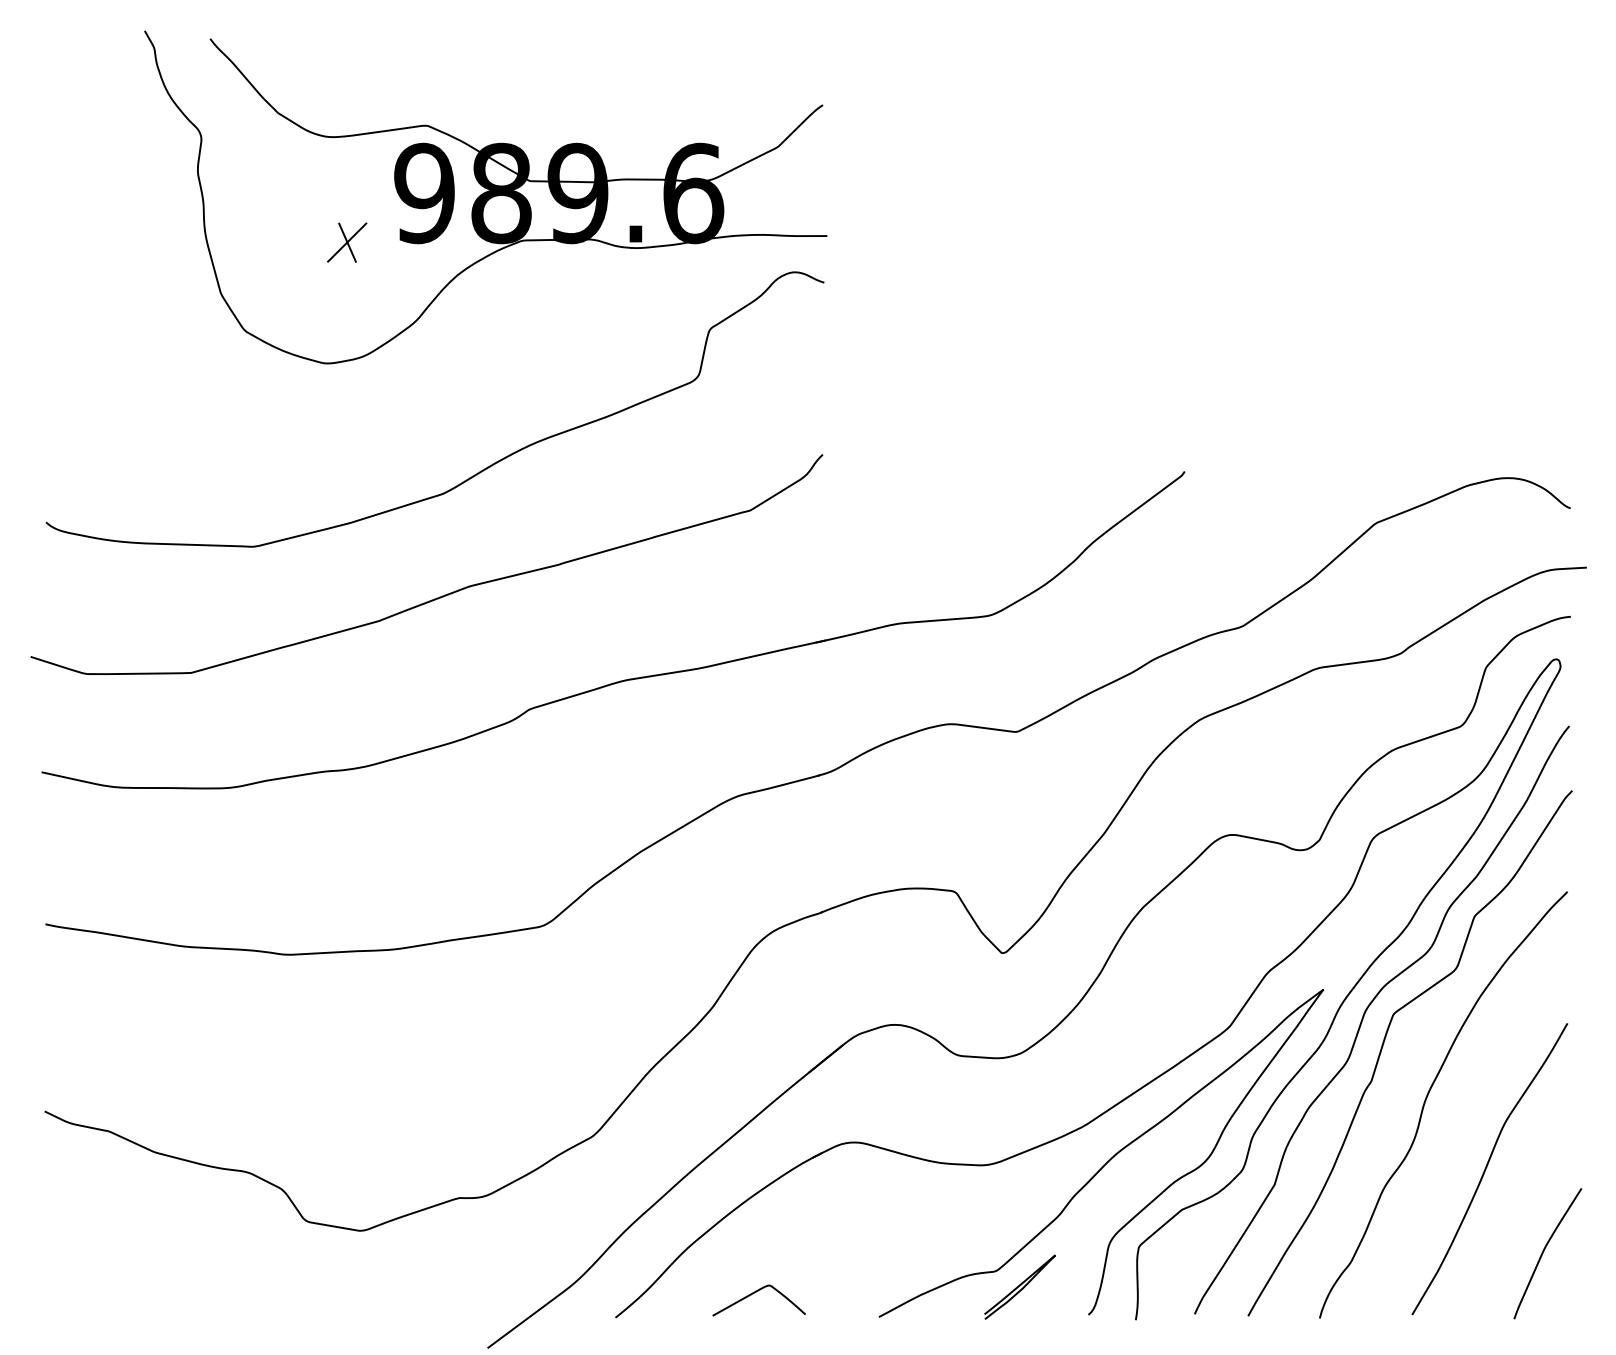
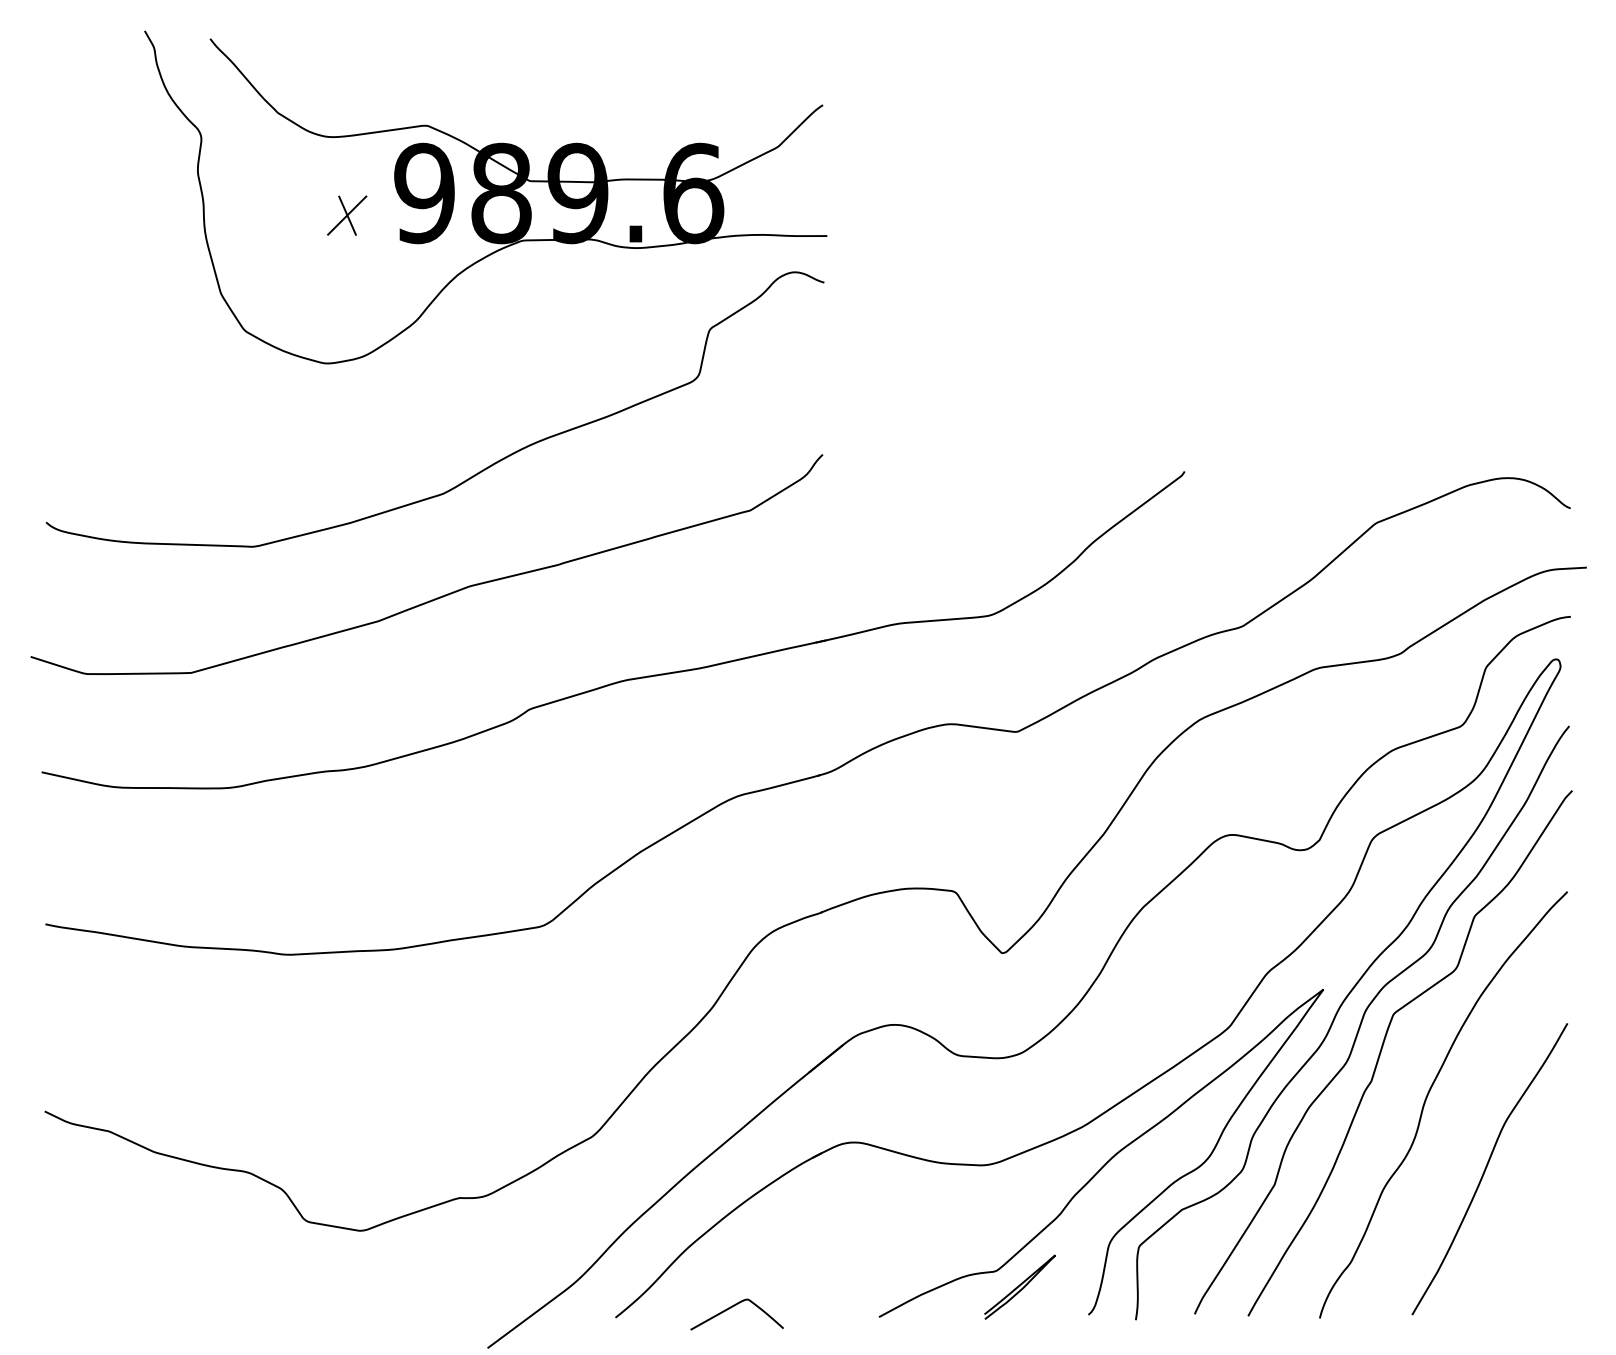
part position: (347, 242) -> (347, 215) (347, 215)
curve: present -> none (1544, 1251)
curve position: (753, 1294) -> (731, 1308) (731, 1308)
